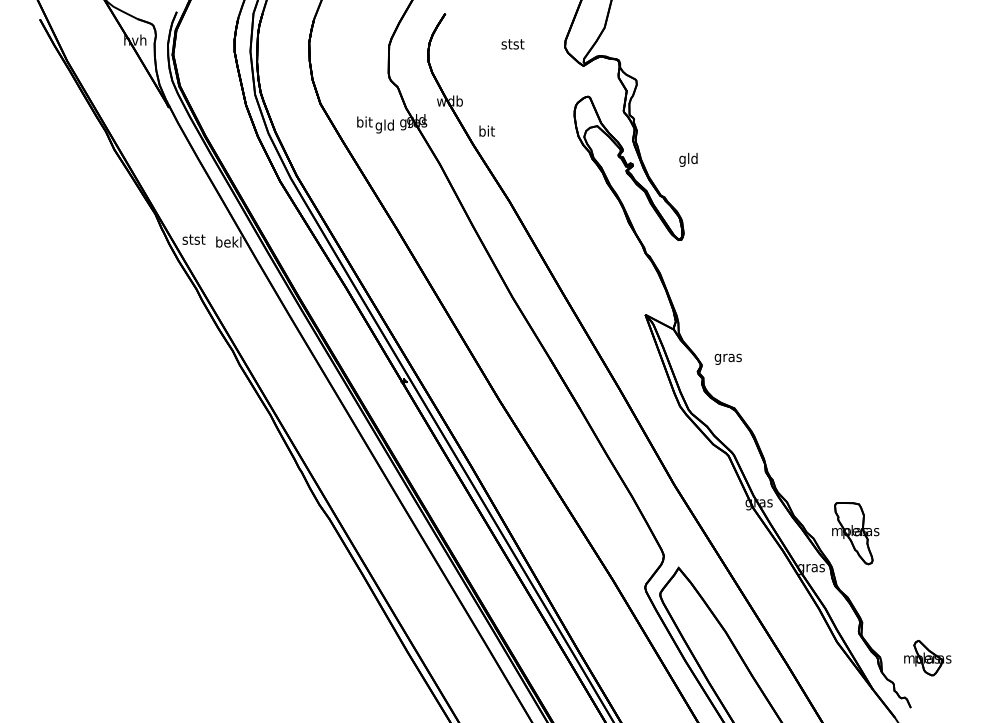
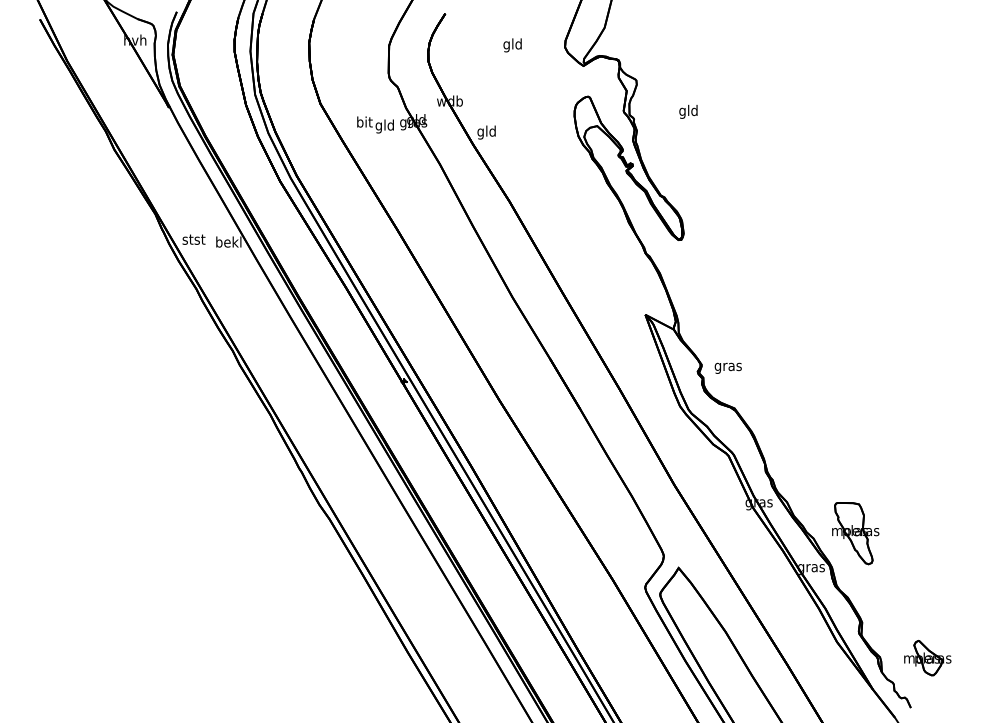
text: stst -> gld (512, 45)
text: bit -> gld (486, 132)
text position: (688, 159) -> (688, 111) (688, 111)
text position: (727, 358) -> (727, 367) (727, 367)
